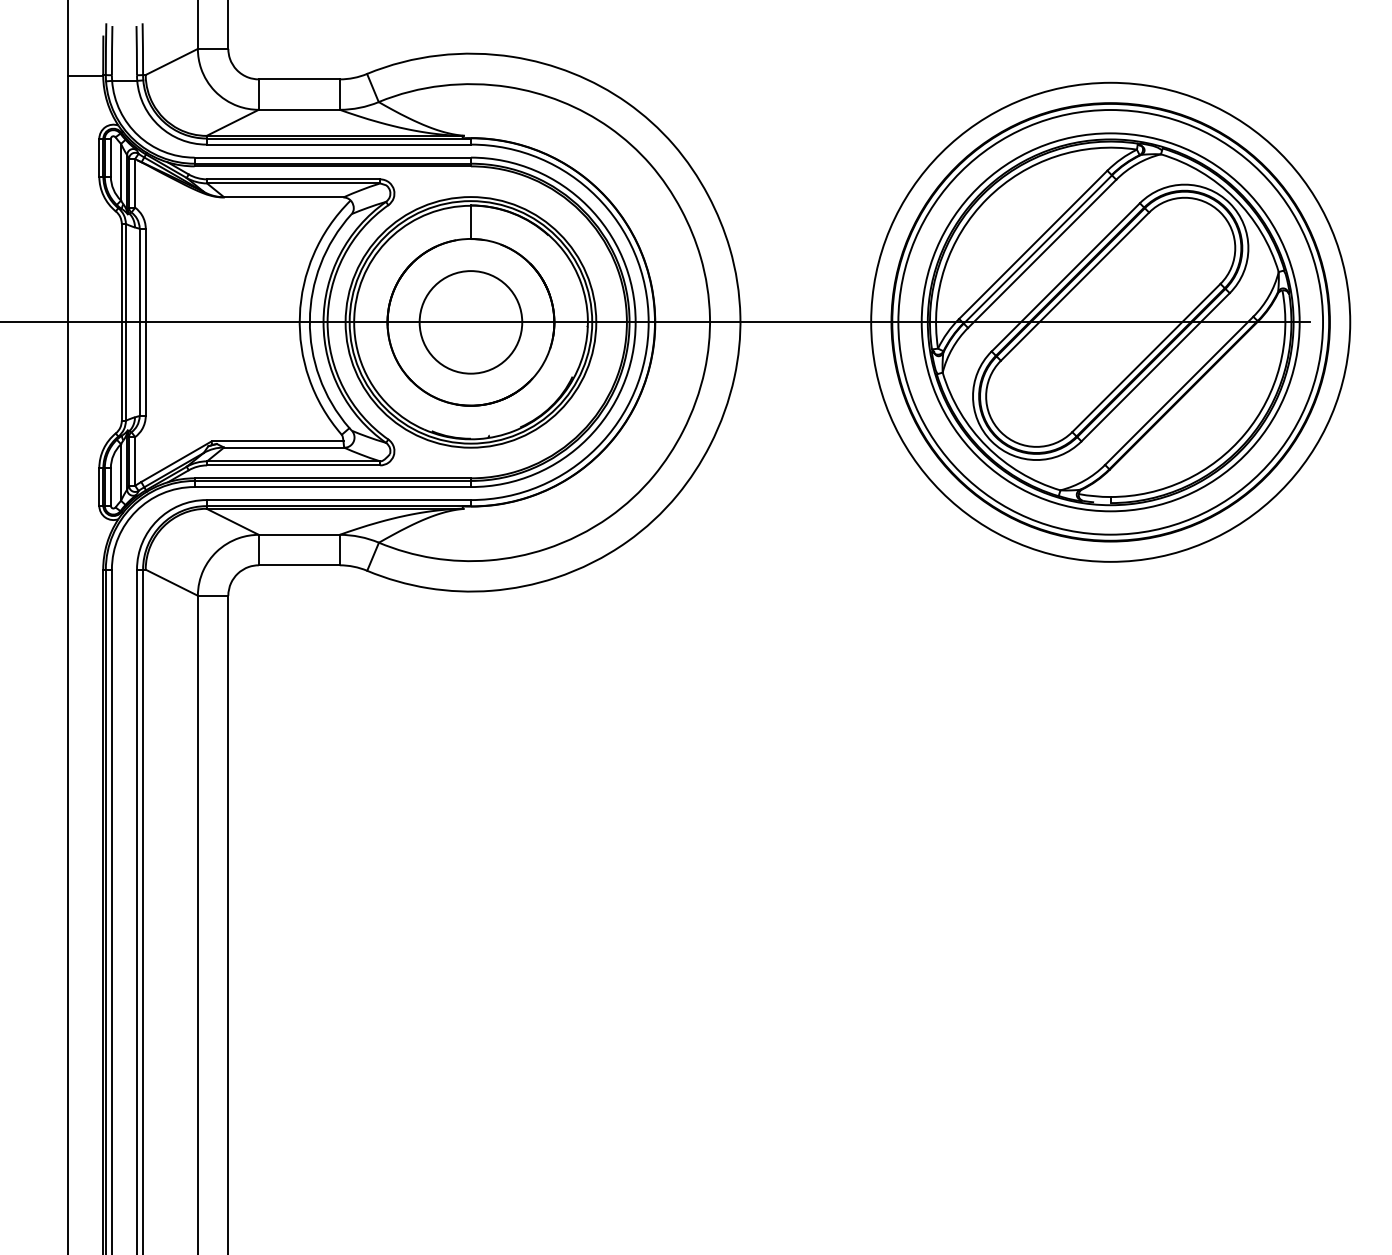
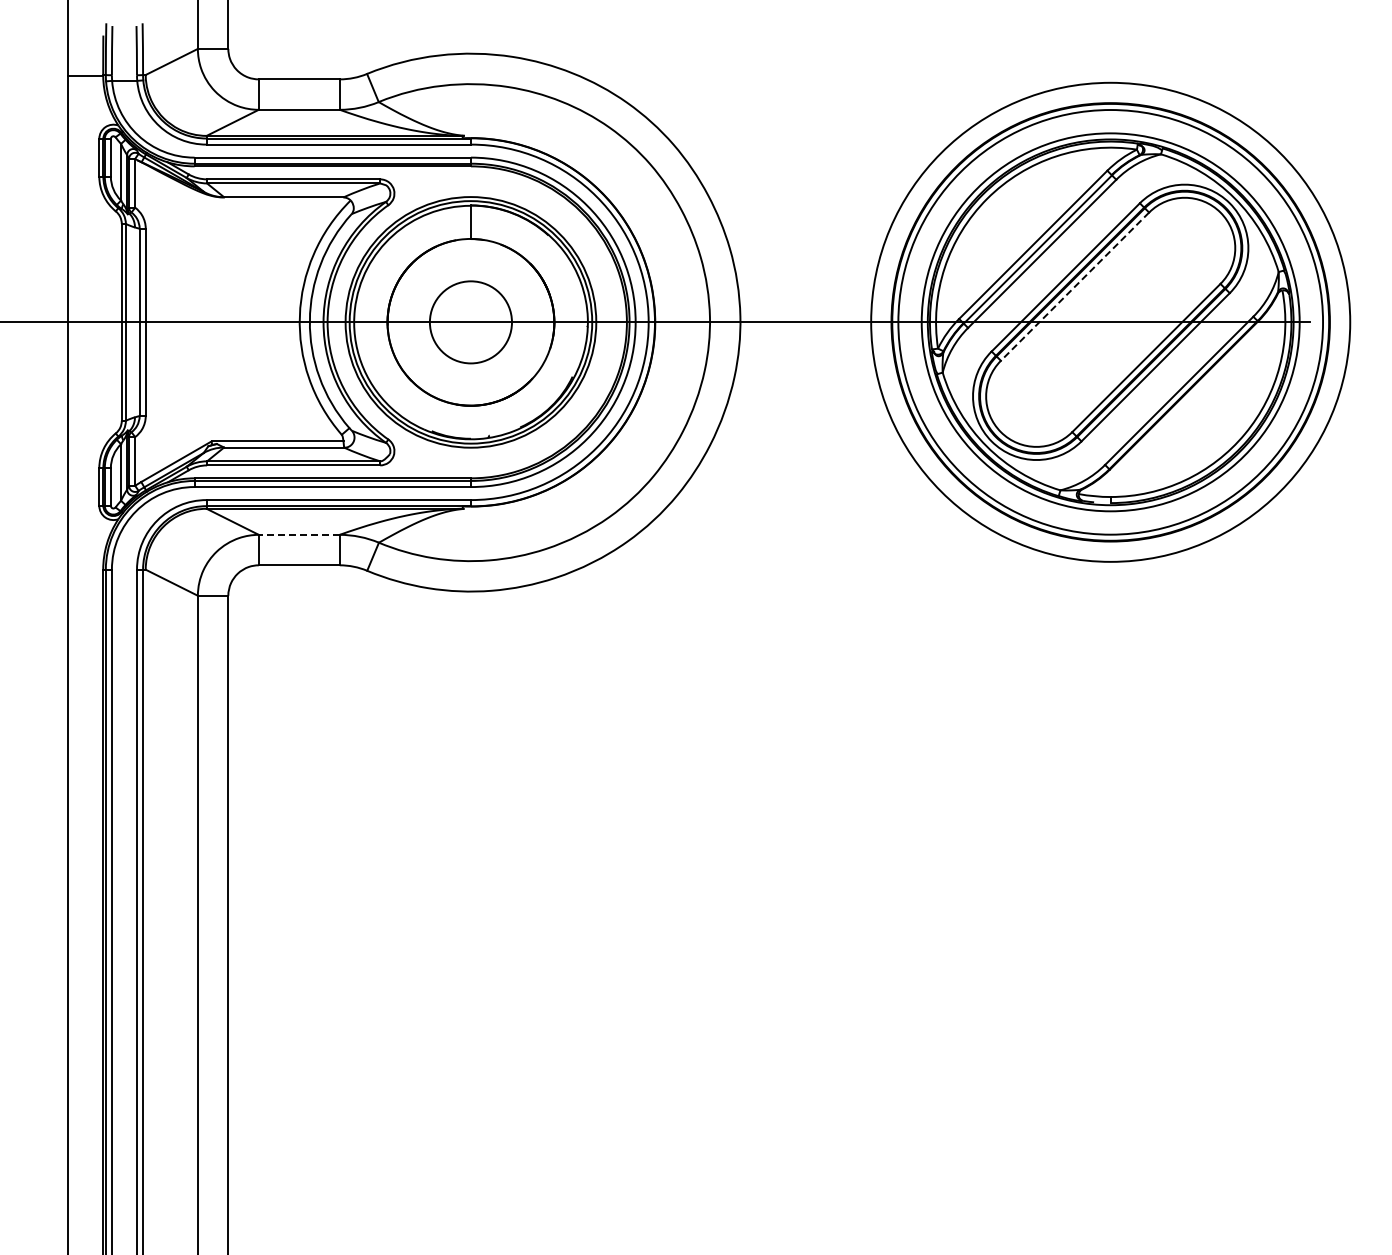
line: solid -> dashed (1075, 286)
circle diameter: 103 px -> 82 px (470, 322)
line: solid -> dashed (298, 534)
